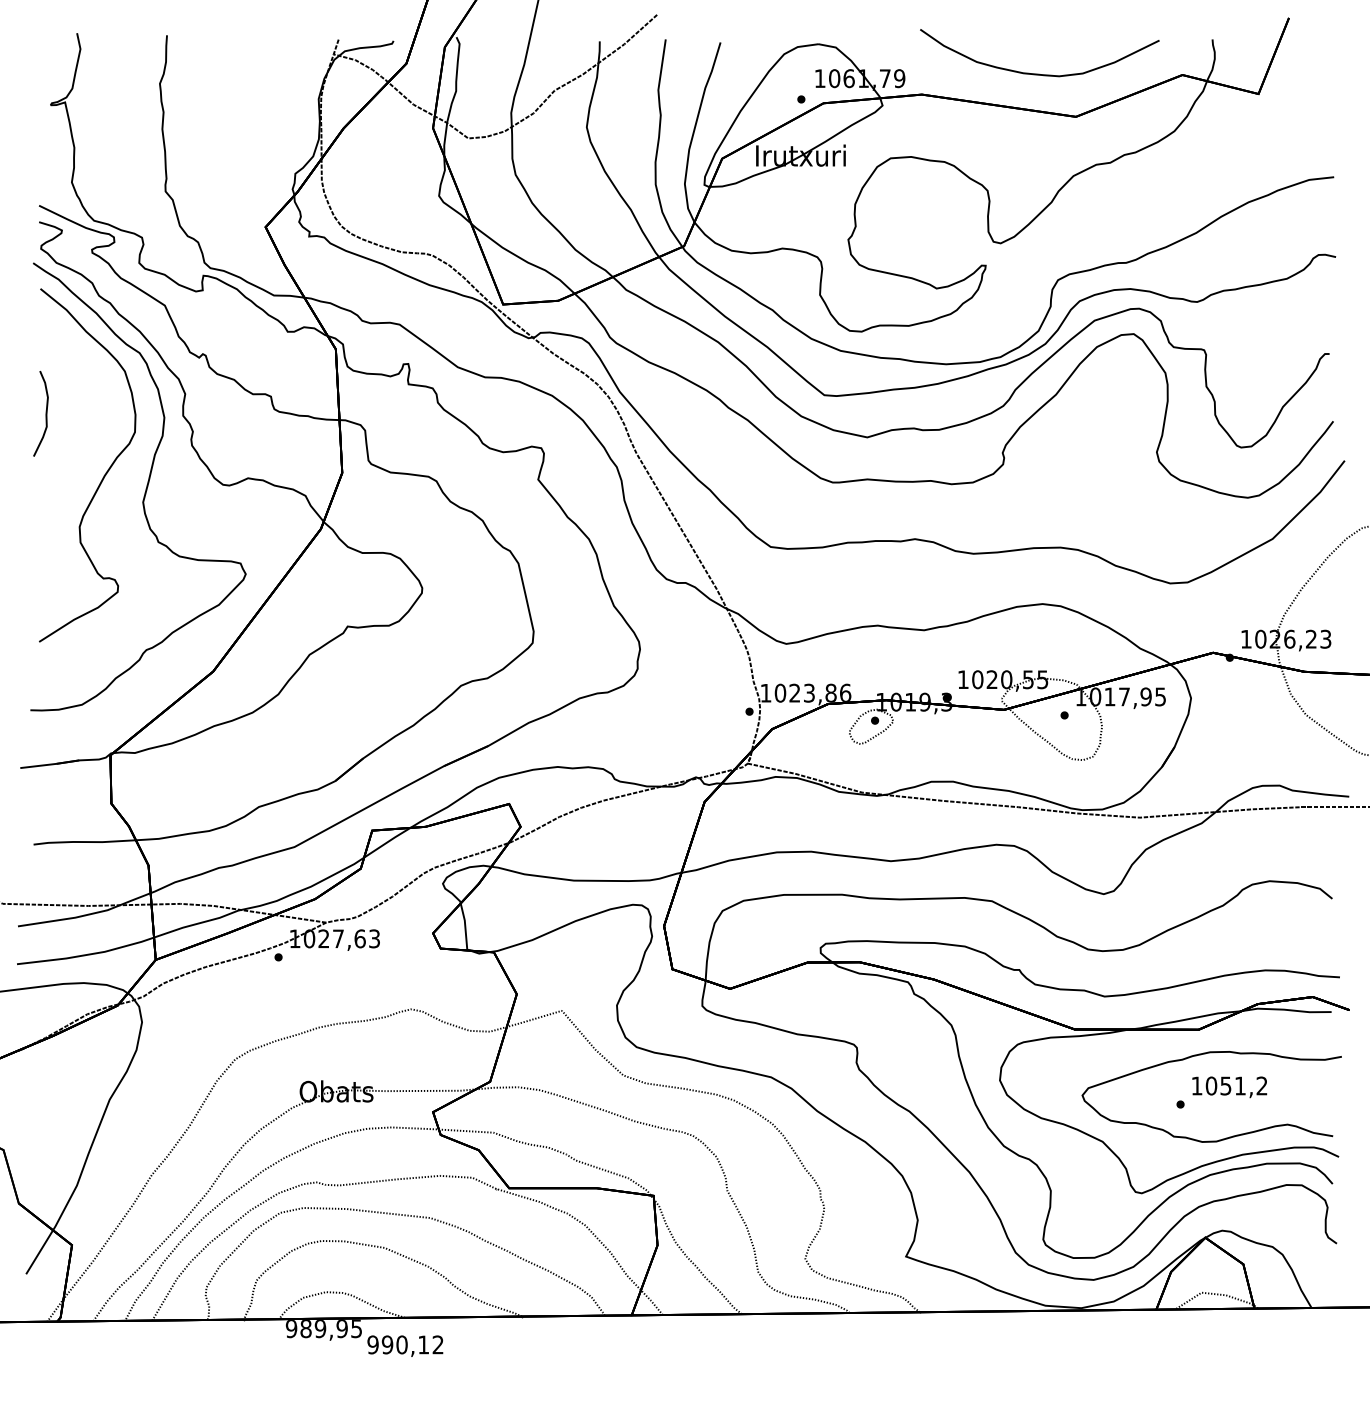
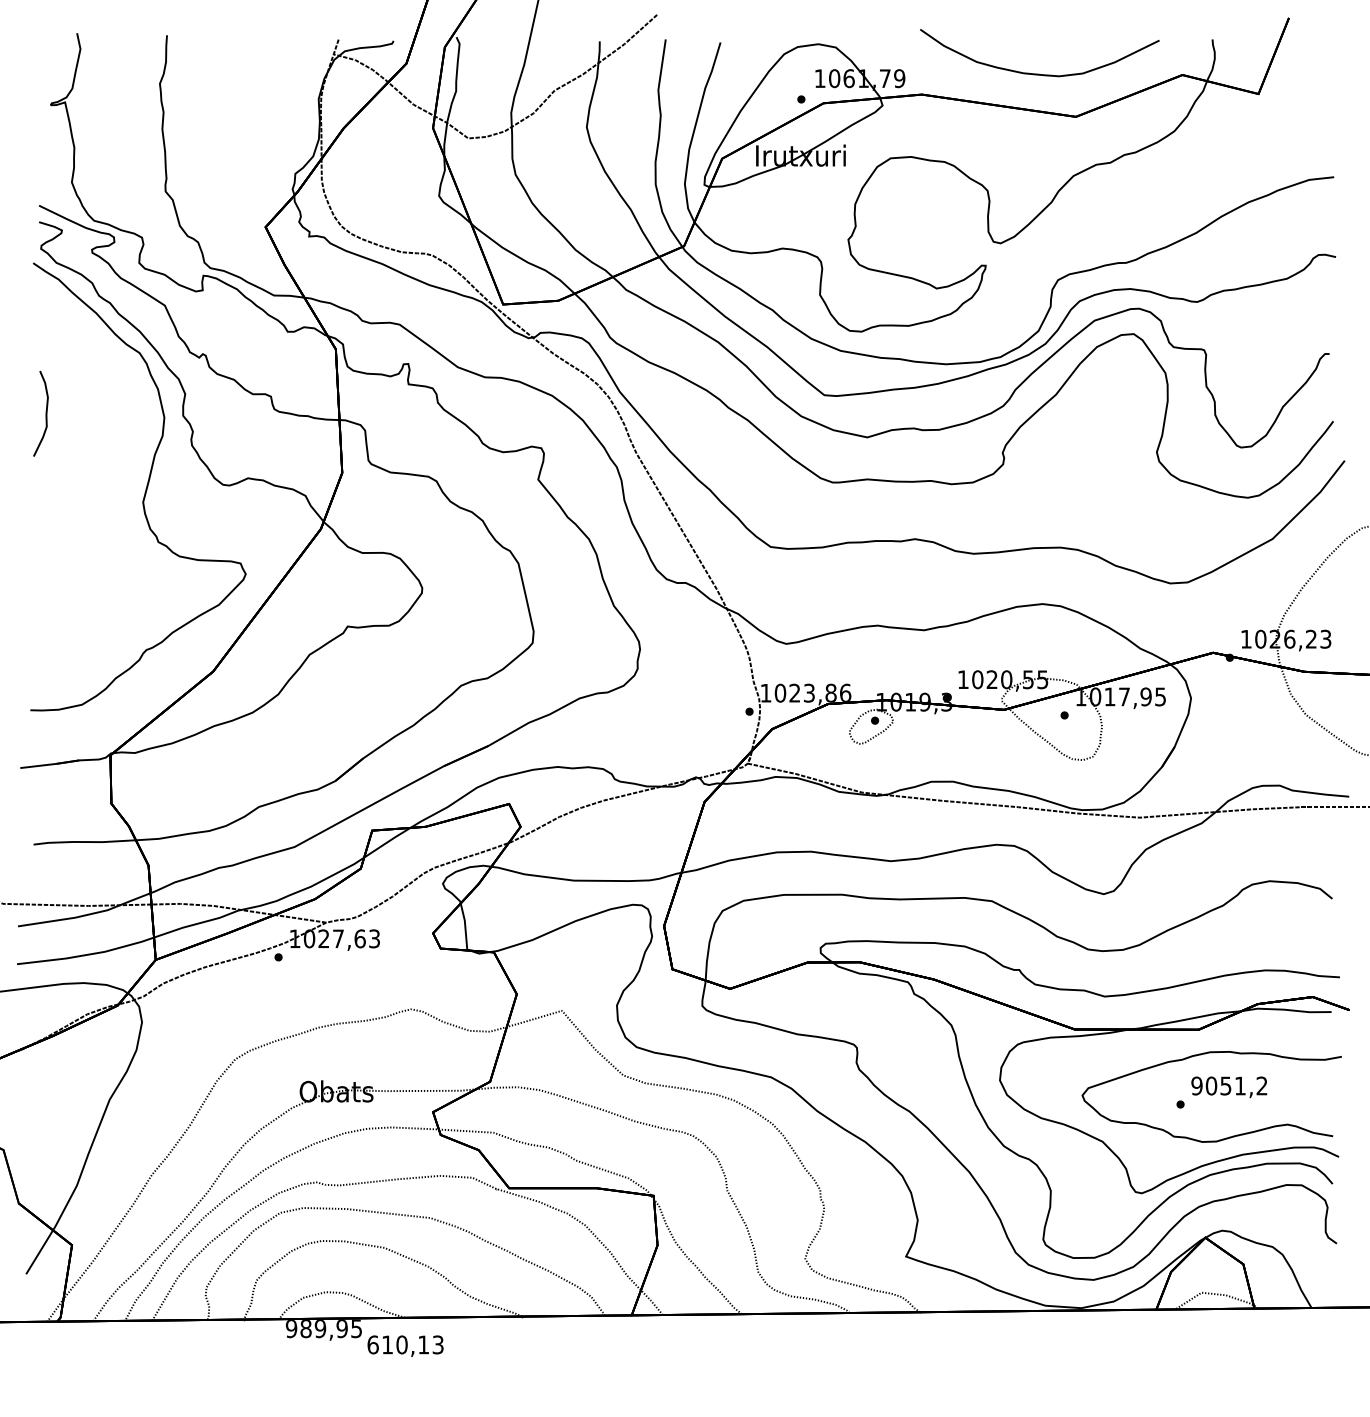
curve: present -> none (103, 475)
text: 1051,2 -> 9051,2 (1196, 1085)
text: 990,12 -> 610,13 (405, 1344)
